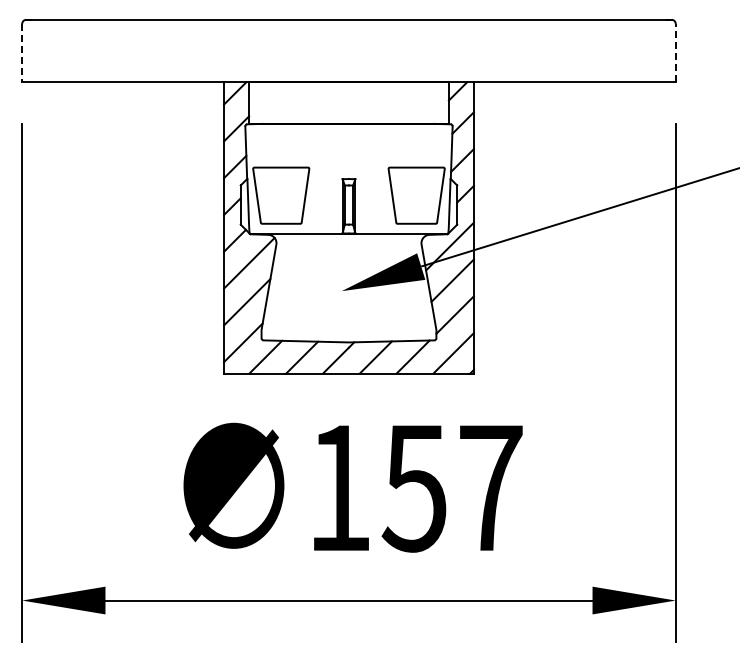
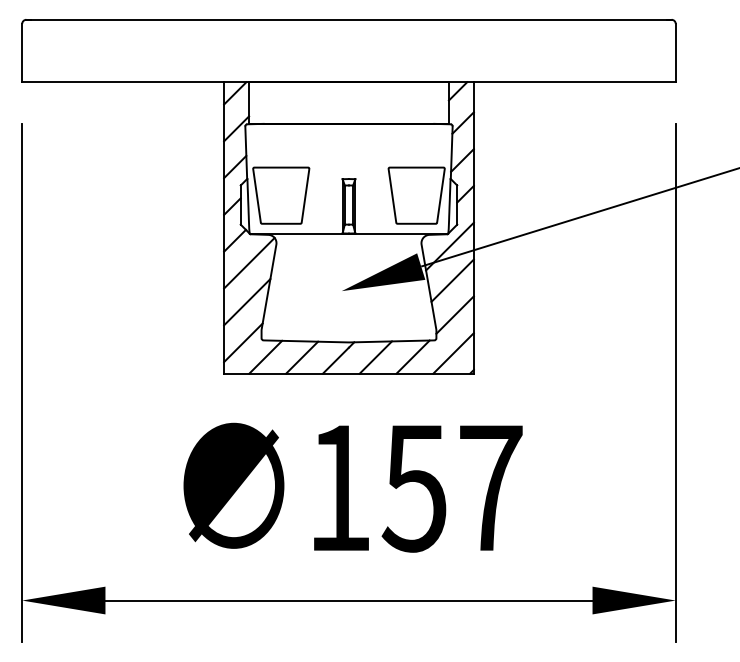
line: dashed -> solid (675, 52)
line: dashed -> solid (22, 53)
